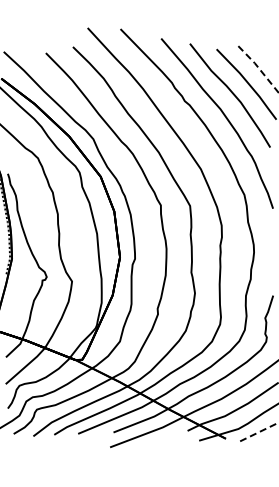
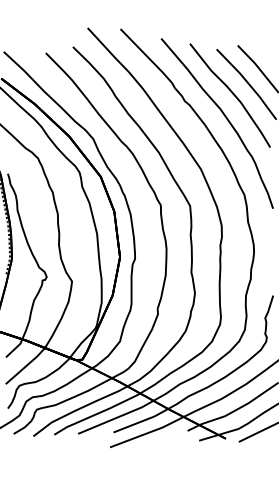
line: dashed -> solid (258, 67)
line: dashed -> solid (258, 432)
